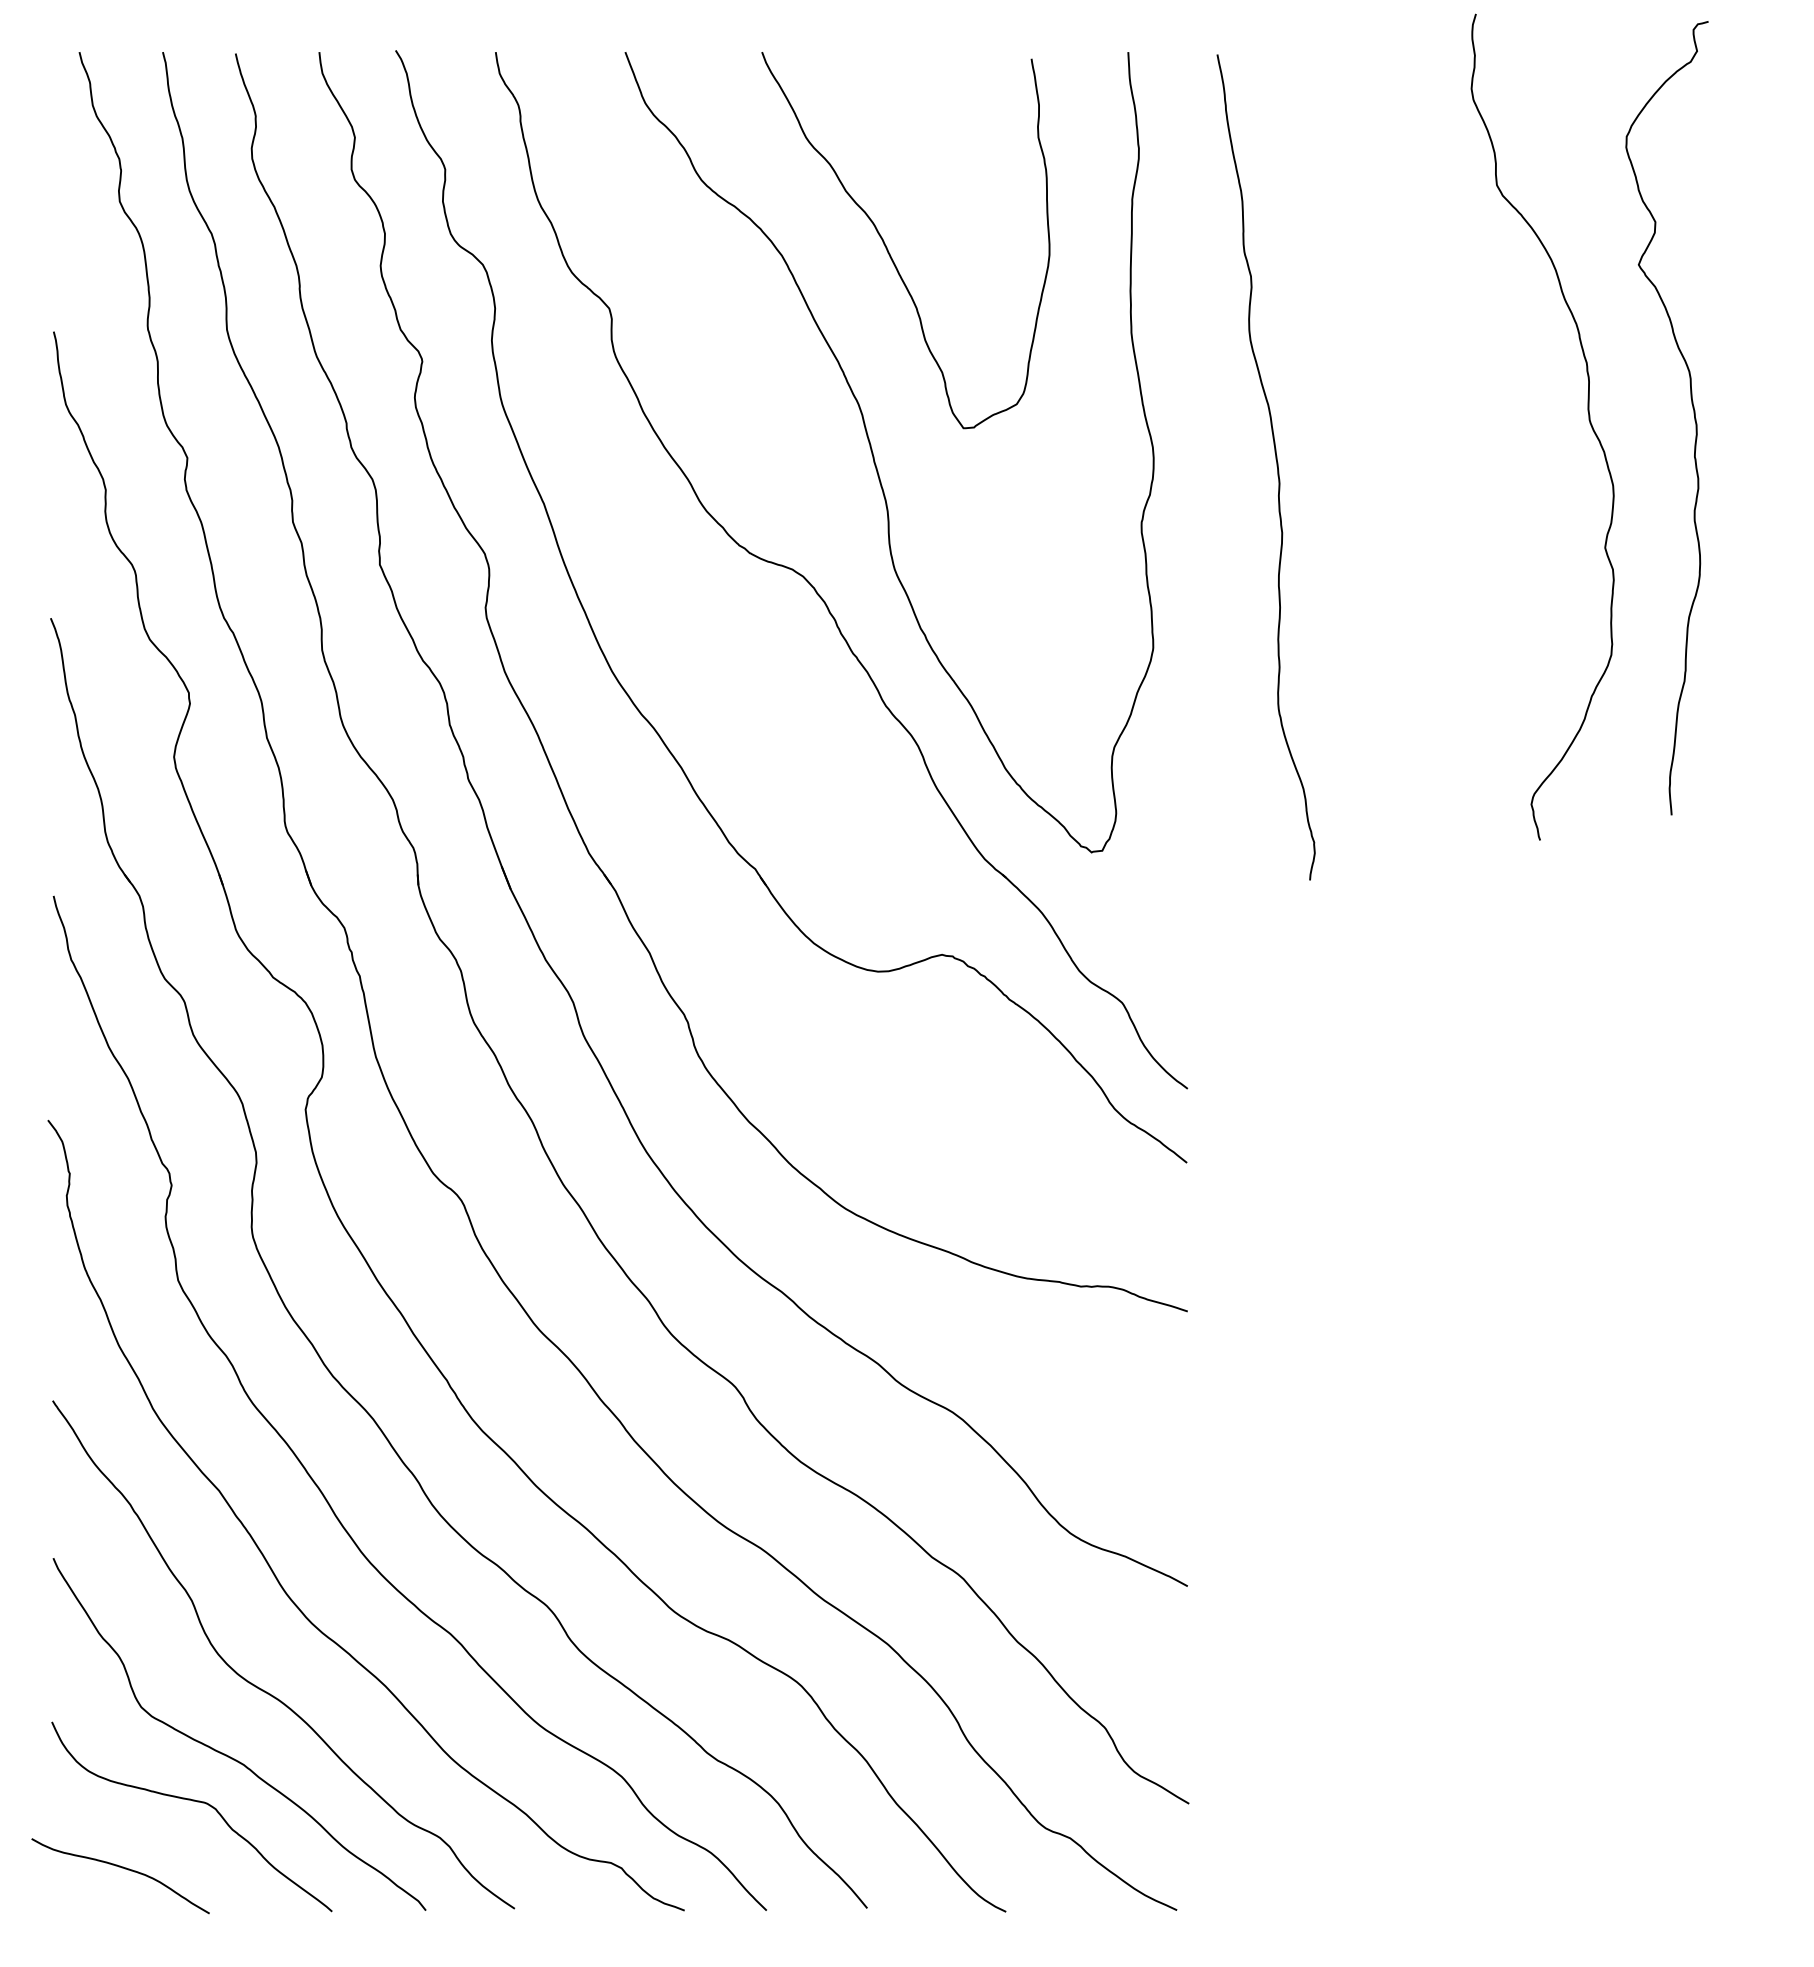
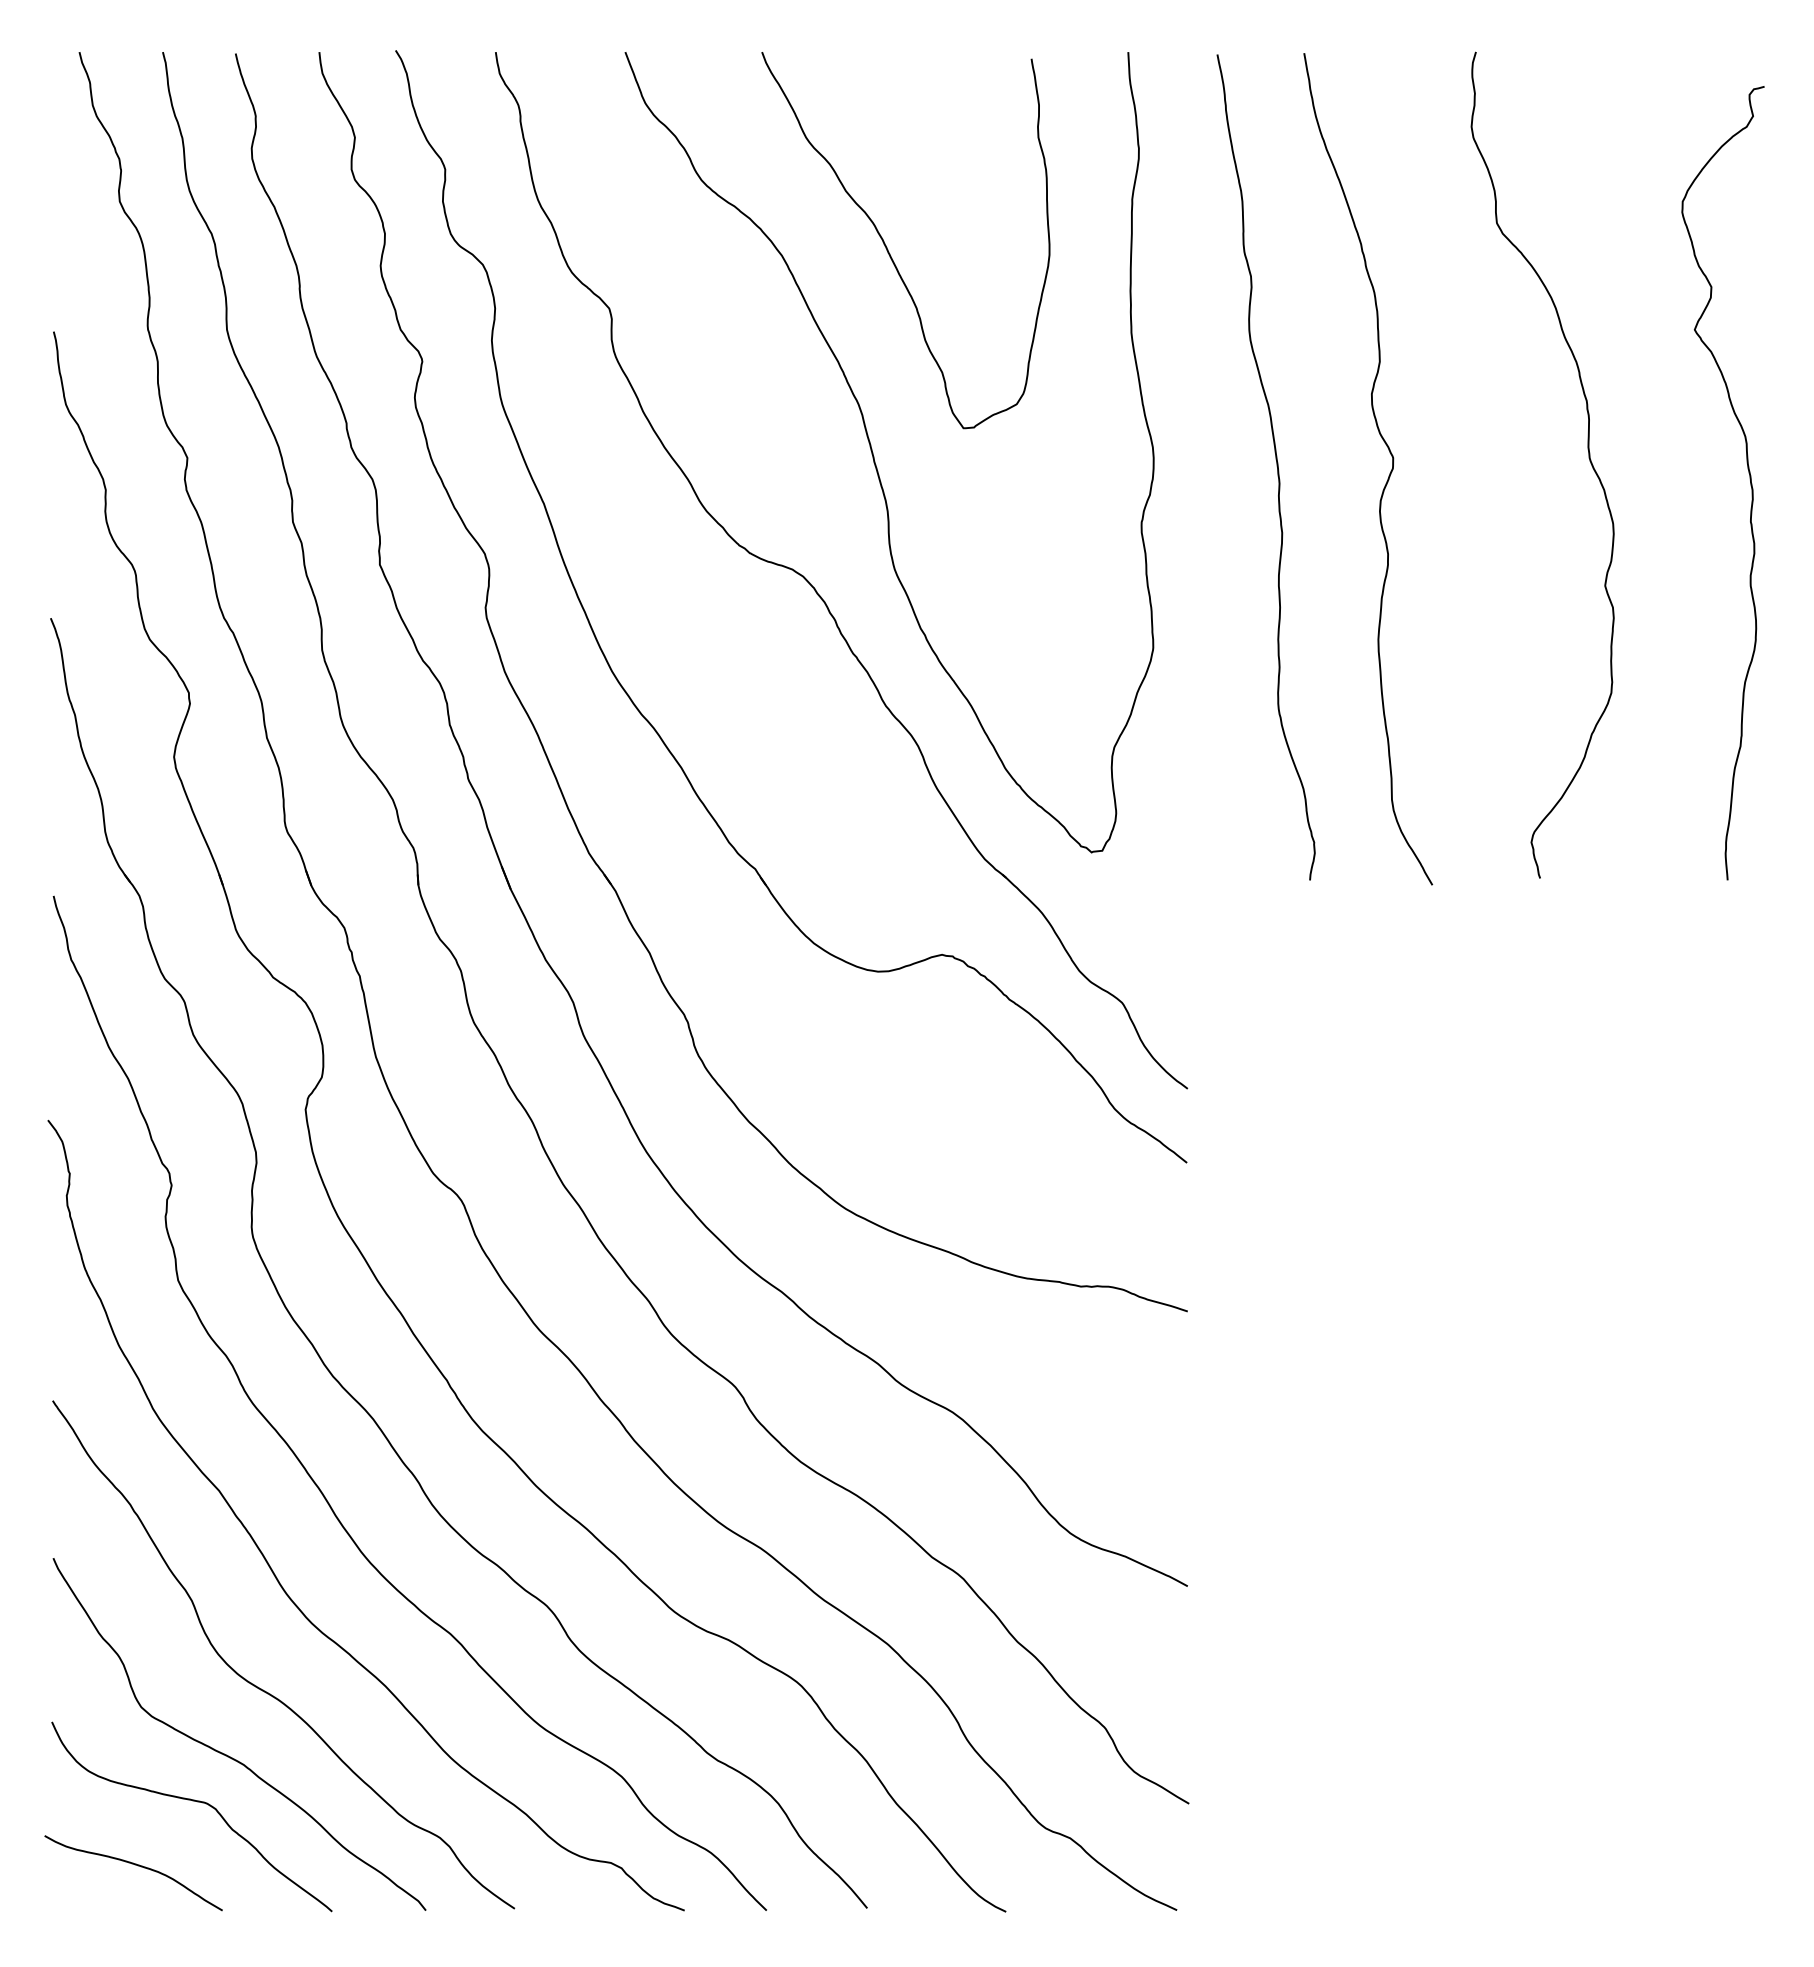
curve position: (1693, 414) -> (1749, 479) (1749, 479)
curve position: (1588, 420) -> (1588, 458) (1588, 458)
curve: none -> present (1388, 475)
curve position: (122, 1868) -> (135, 1865) (135, 1865)
